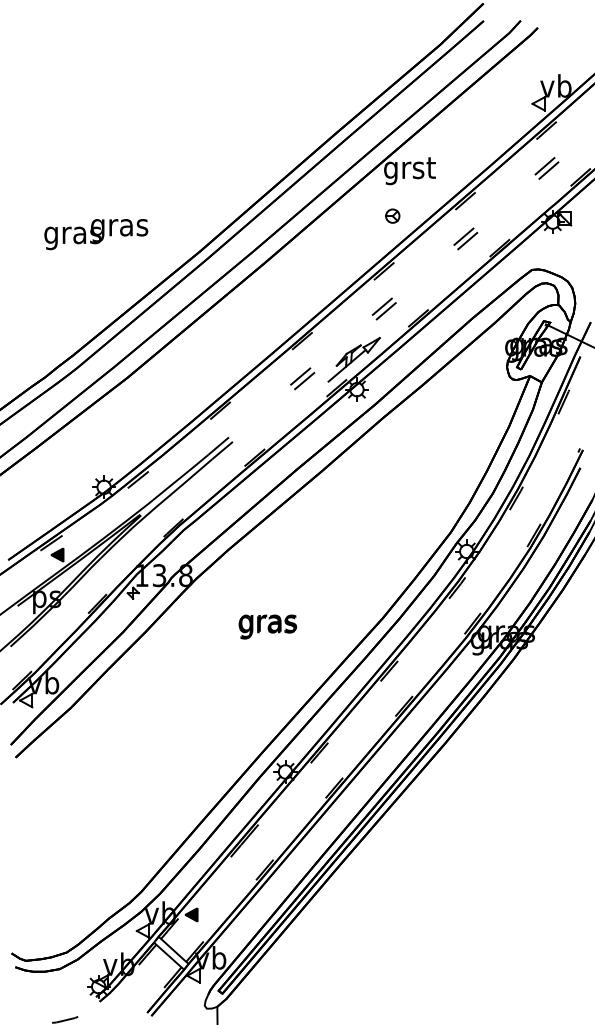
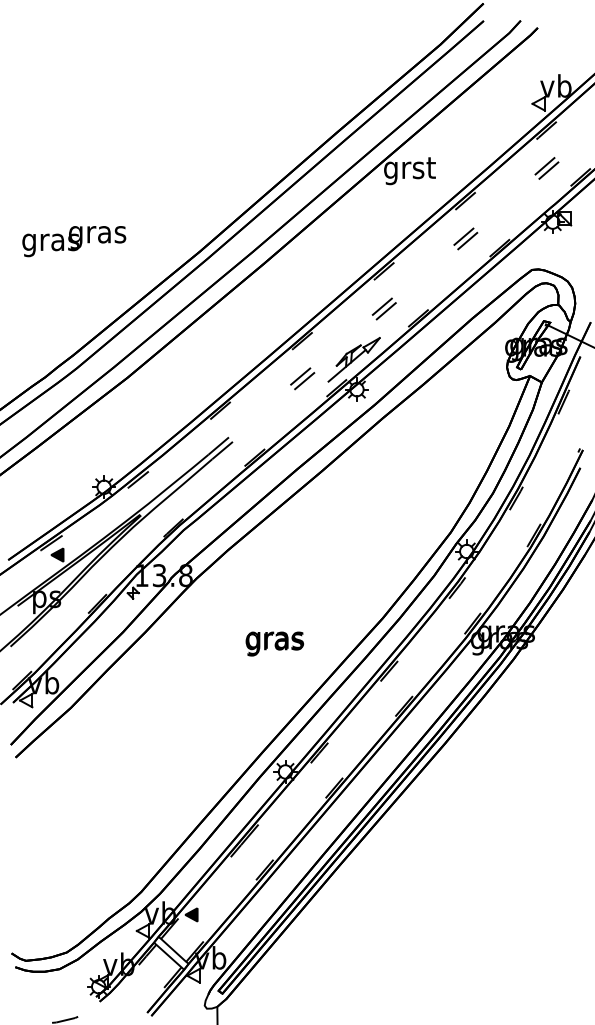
part: present -> none (392, 215)
text position: (96, 234) -> (74, 241) (74, 241)
text position: (267, 626) -> (274, 643) (274, 643)
